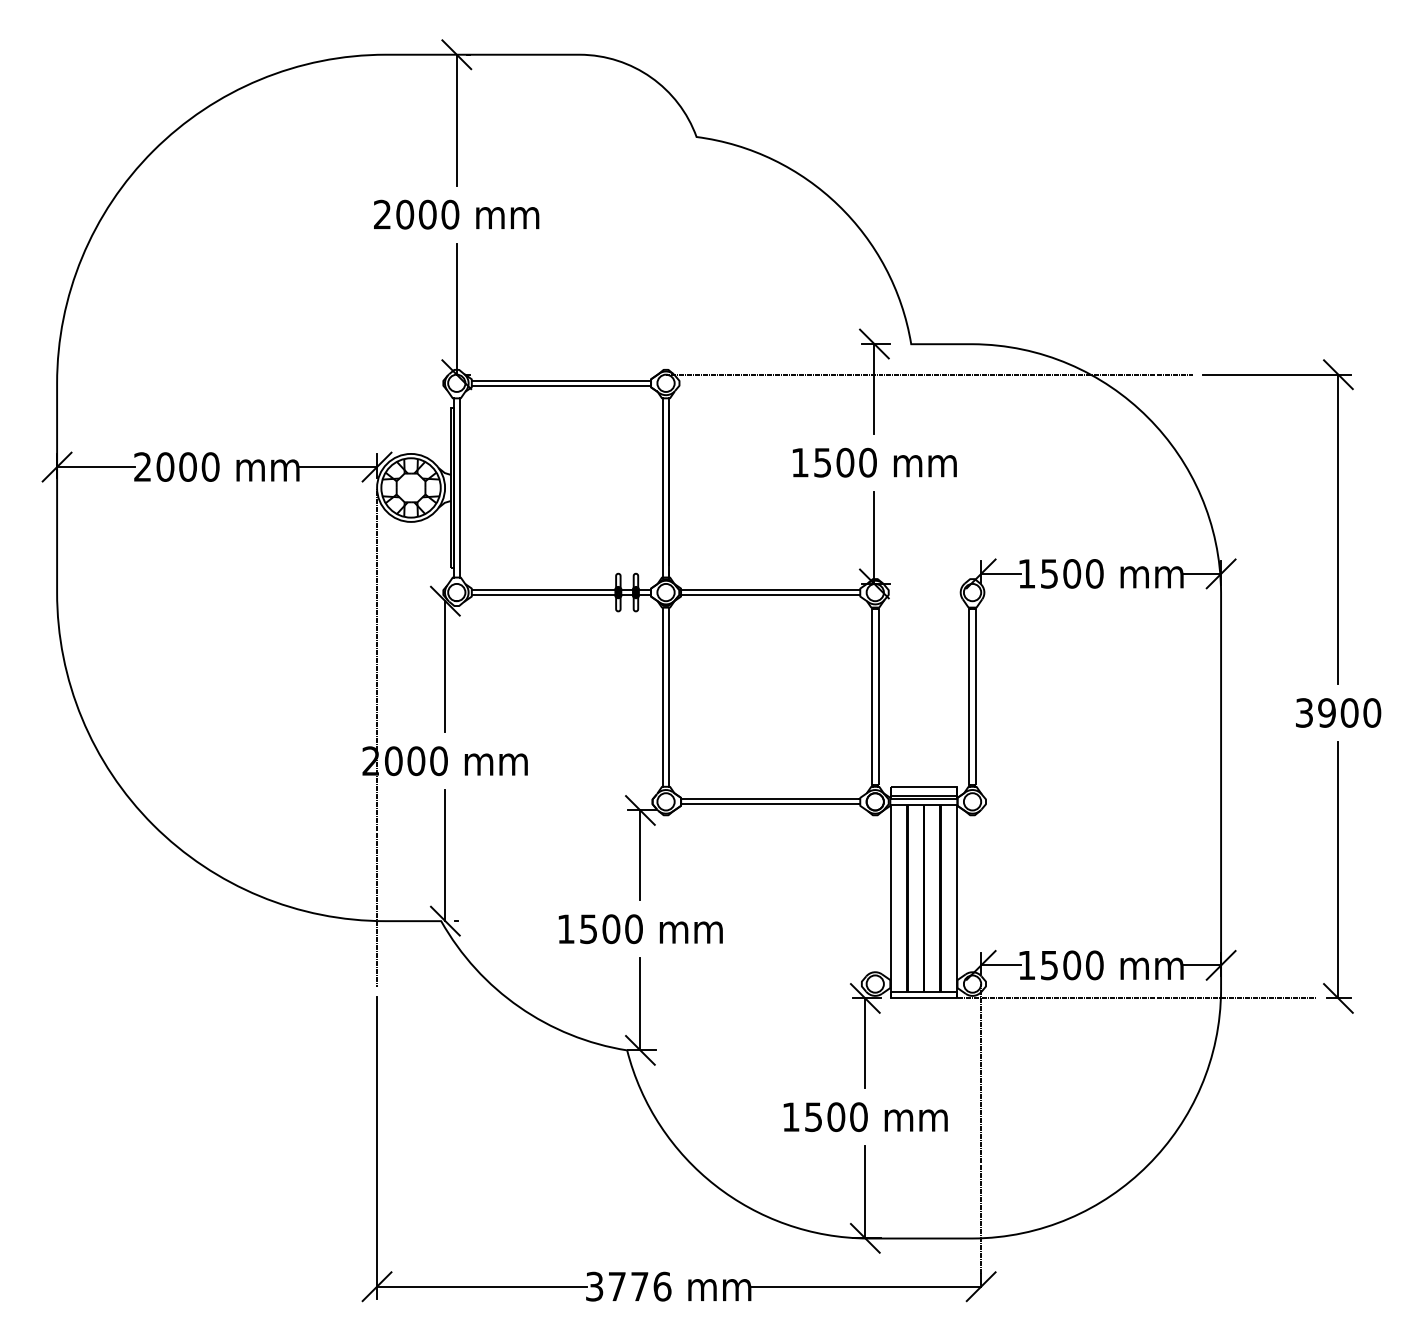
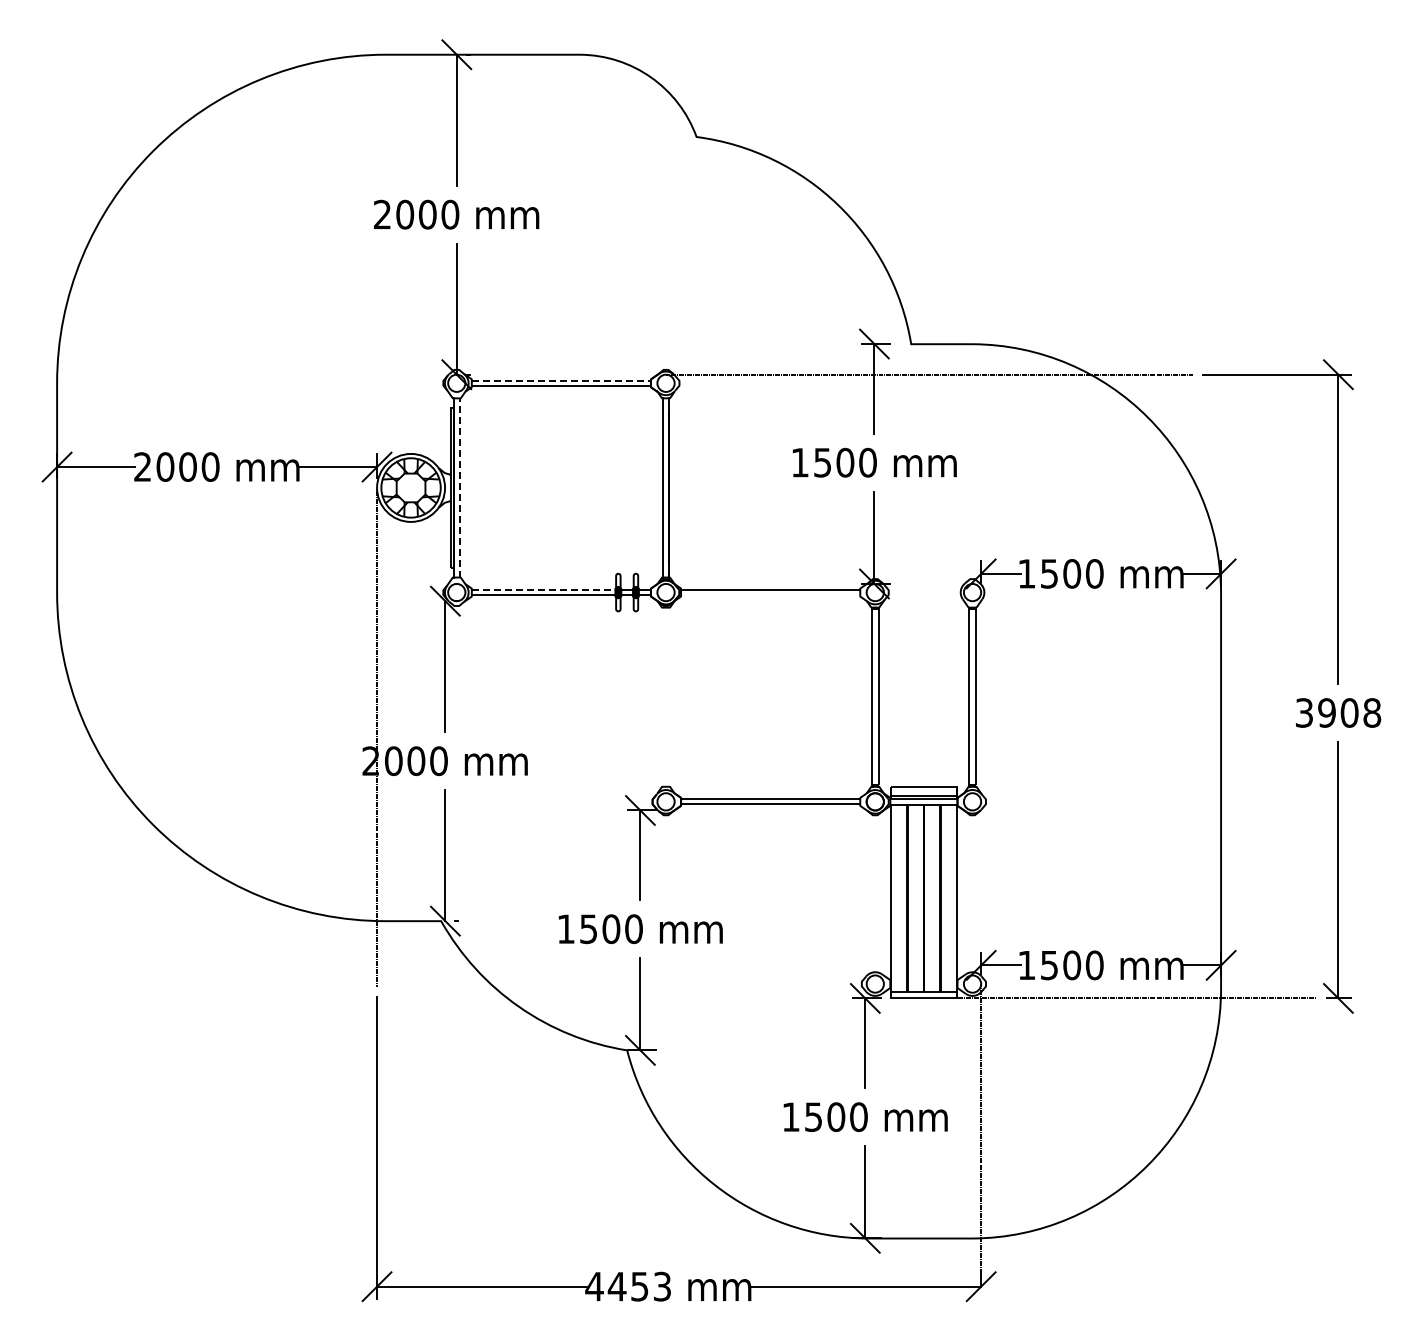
line: solid -> dashed (561, 380)
line: solid -> dashed (459, 487)
line: solid -> dashed (543, 589)
line: present -> none (770, 595)
line: present -> none (663, 696)
line: present -> none (668, 696)
text: 3900 -> 3908 (1372, 712)
text: 3776 -> 4453 (628, 1286)
